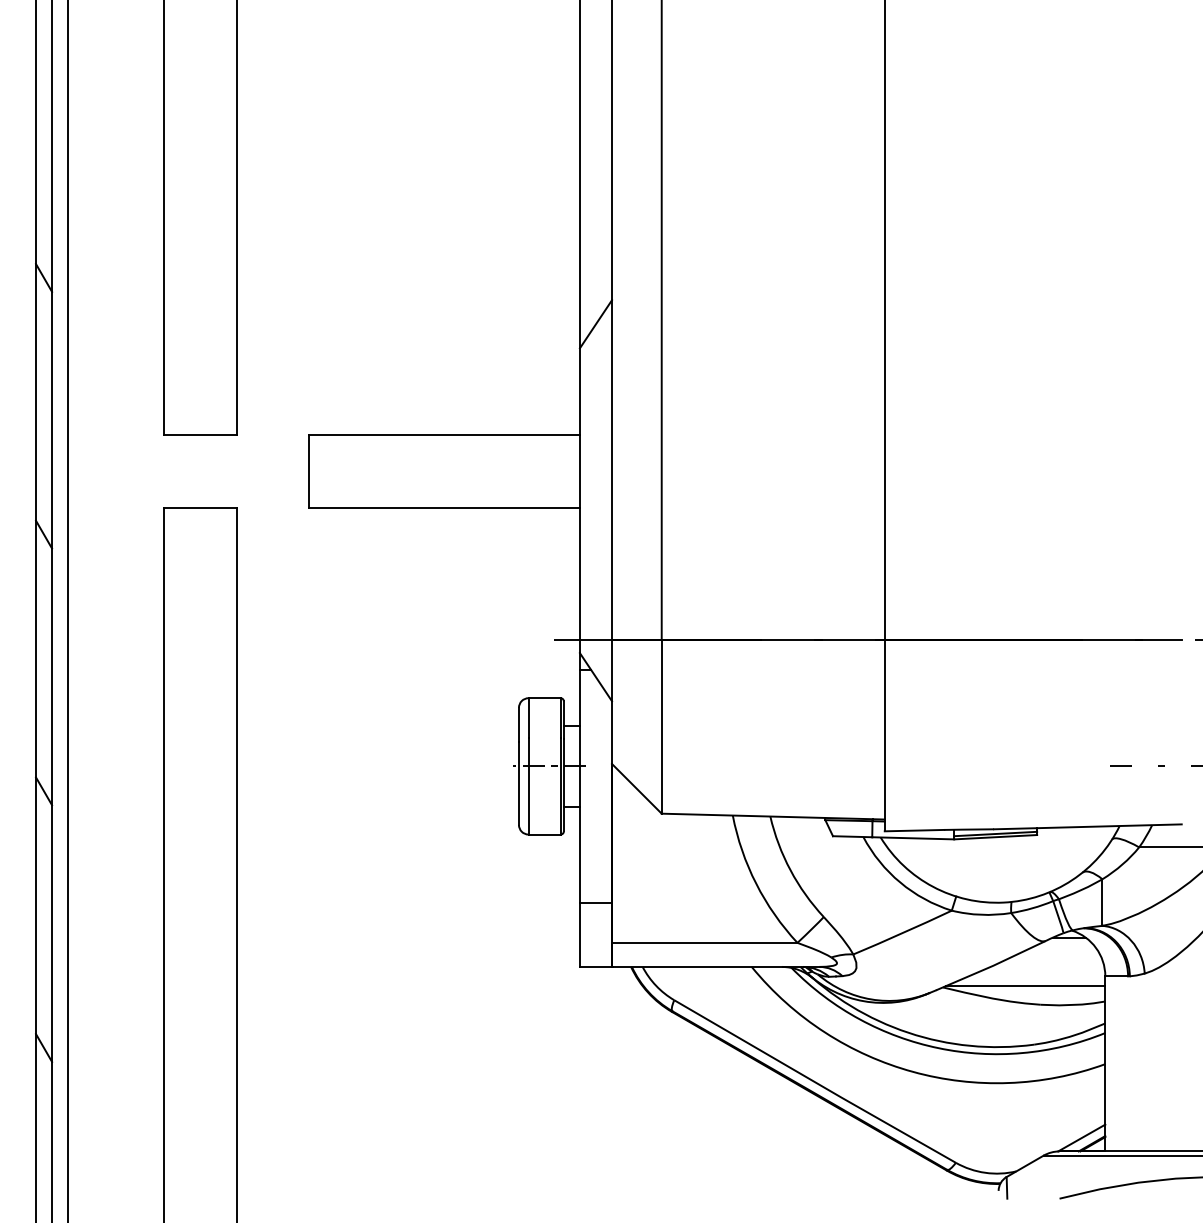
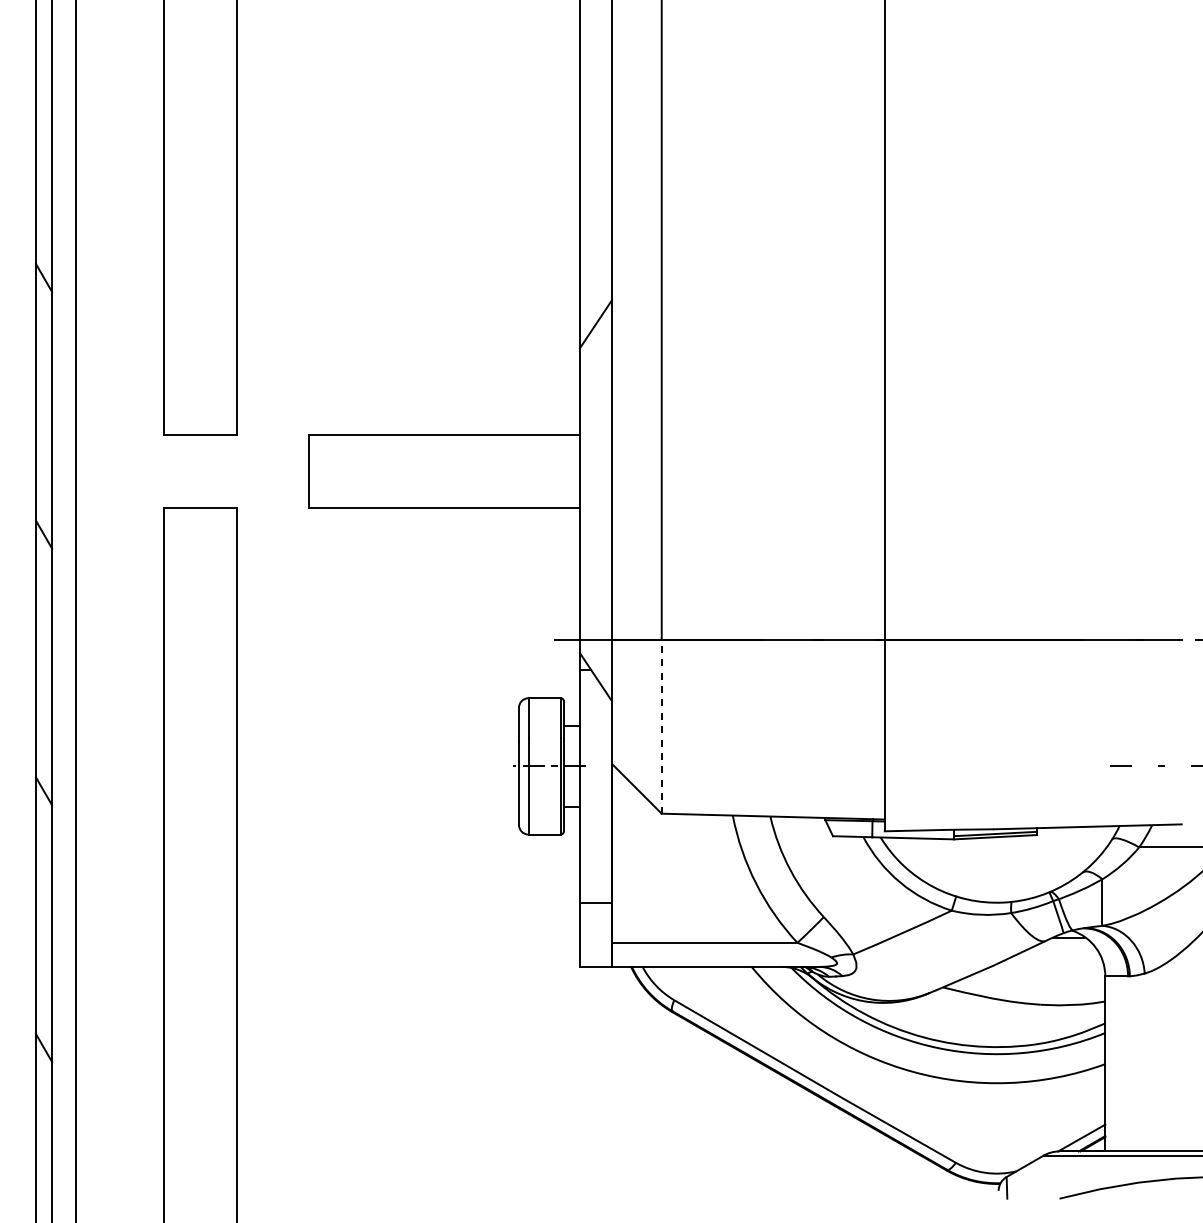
line position: (68, 610) -> (76, 610) (76, 610)
line: solid -> dashed (661, 726)
line: present -> none (1025, 986)
